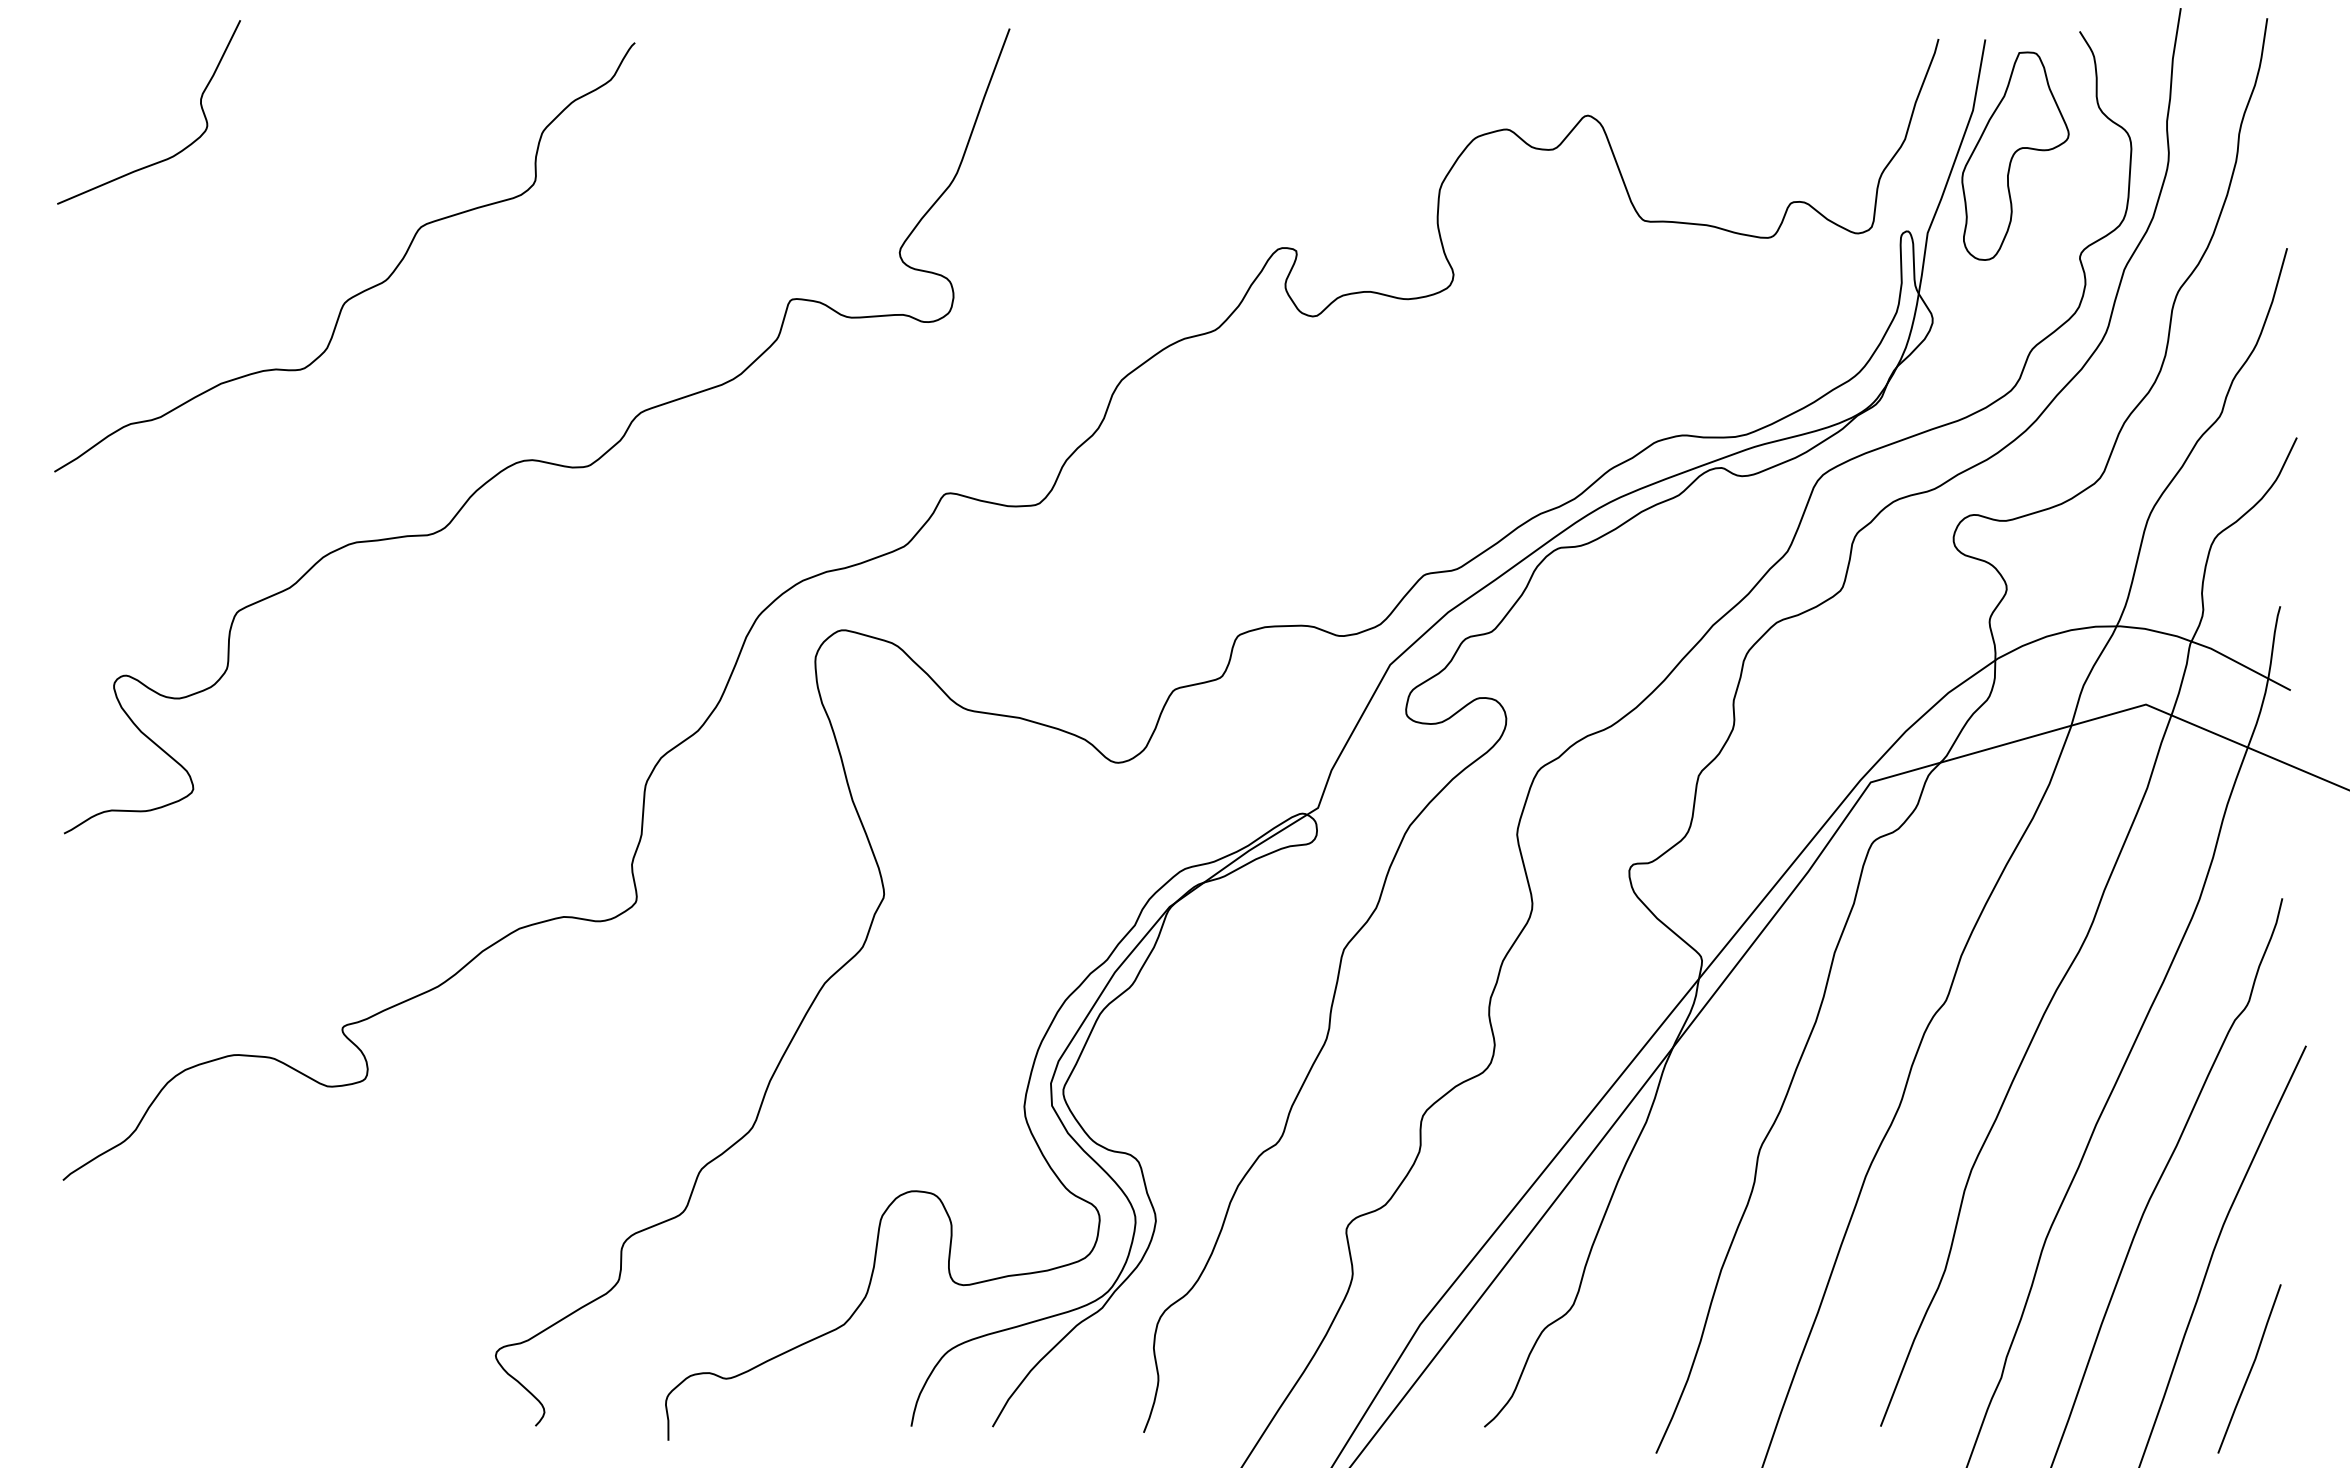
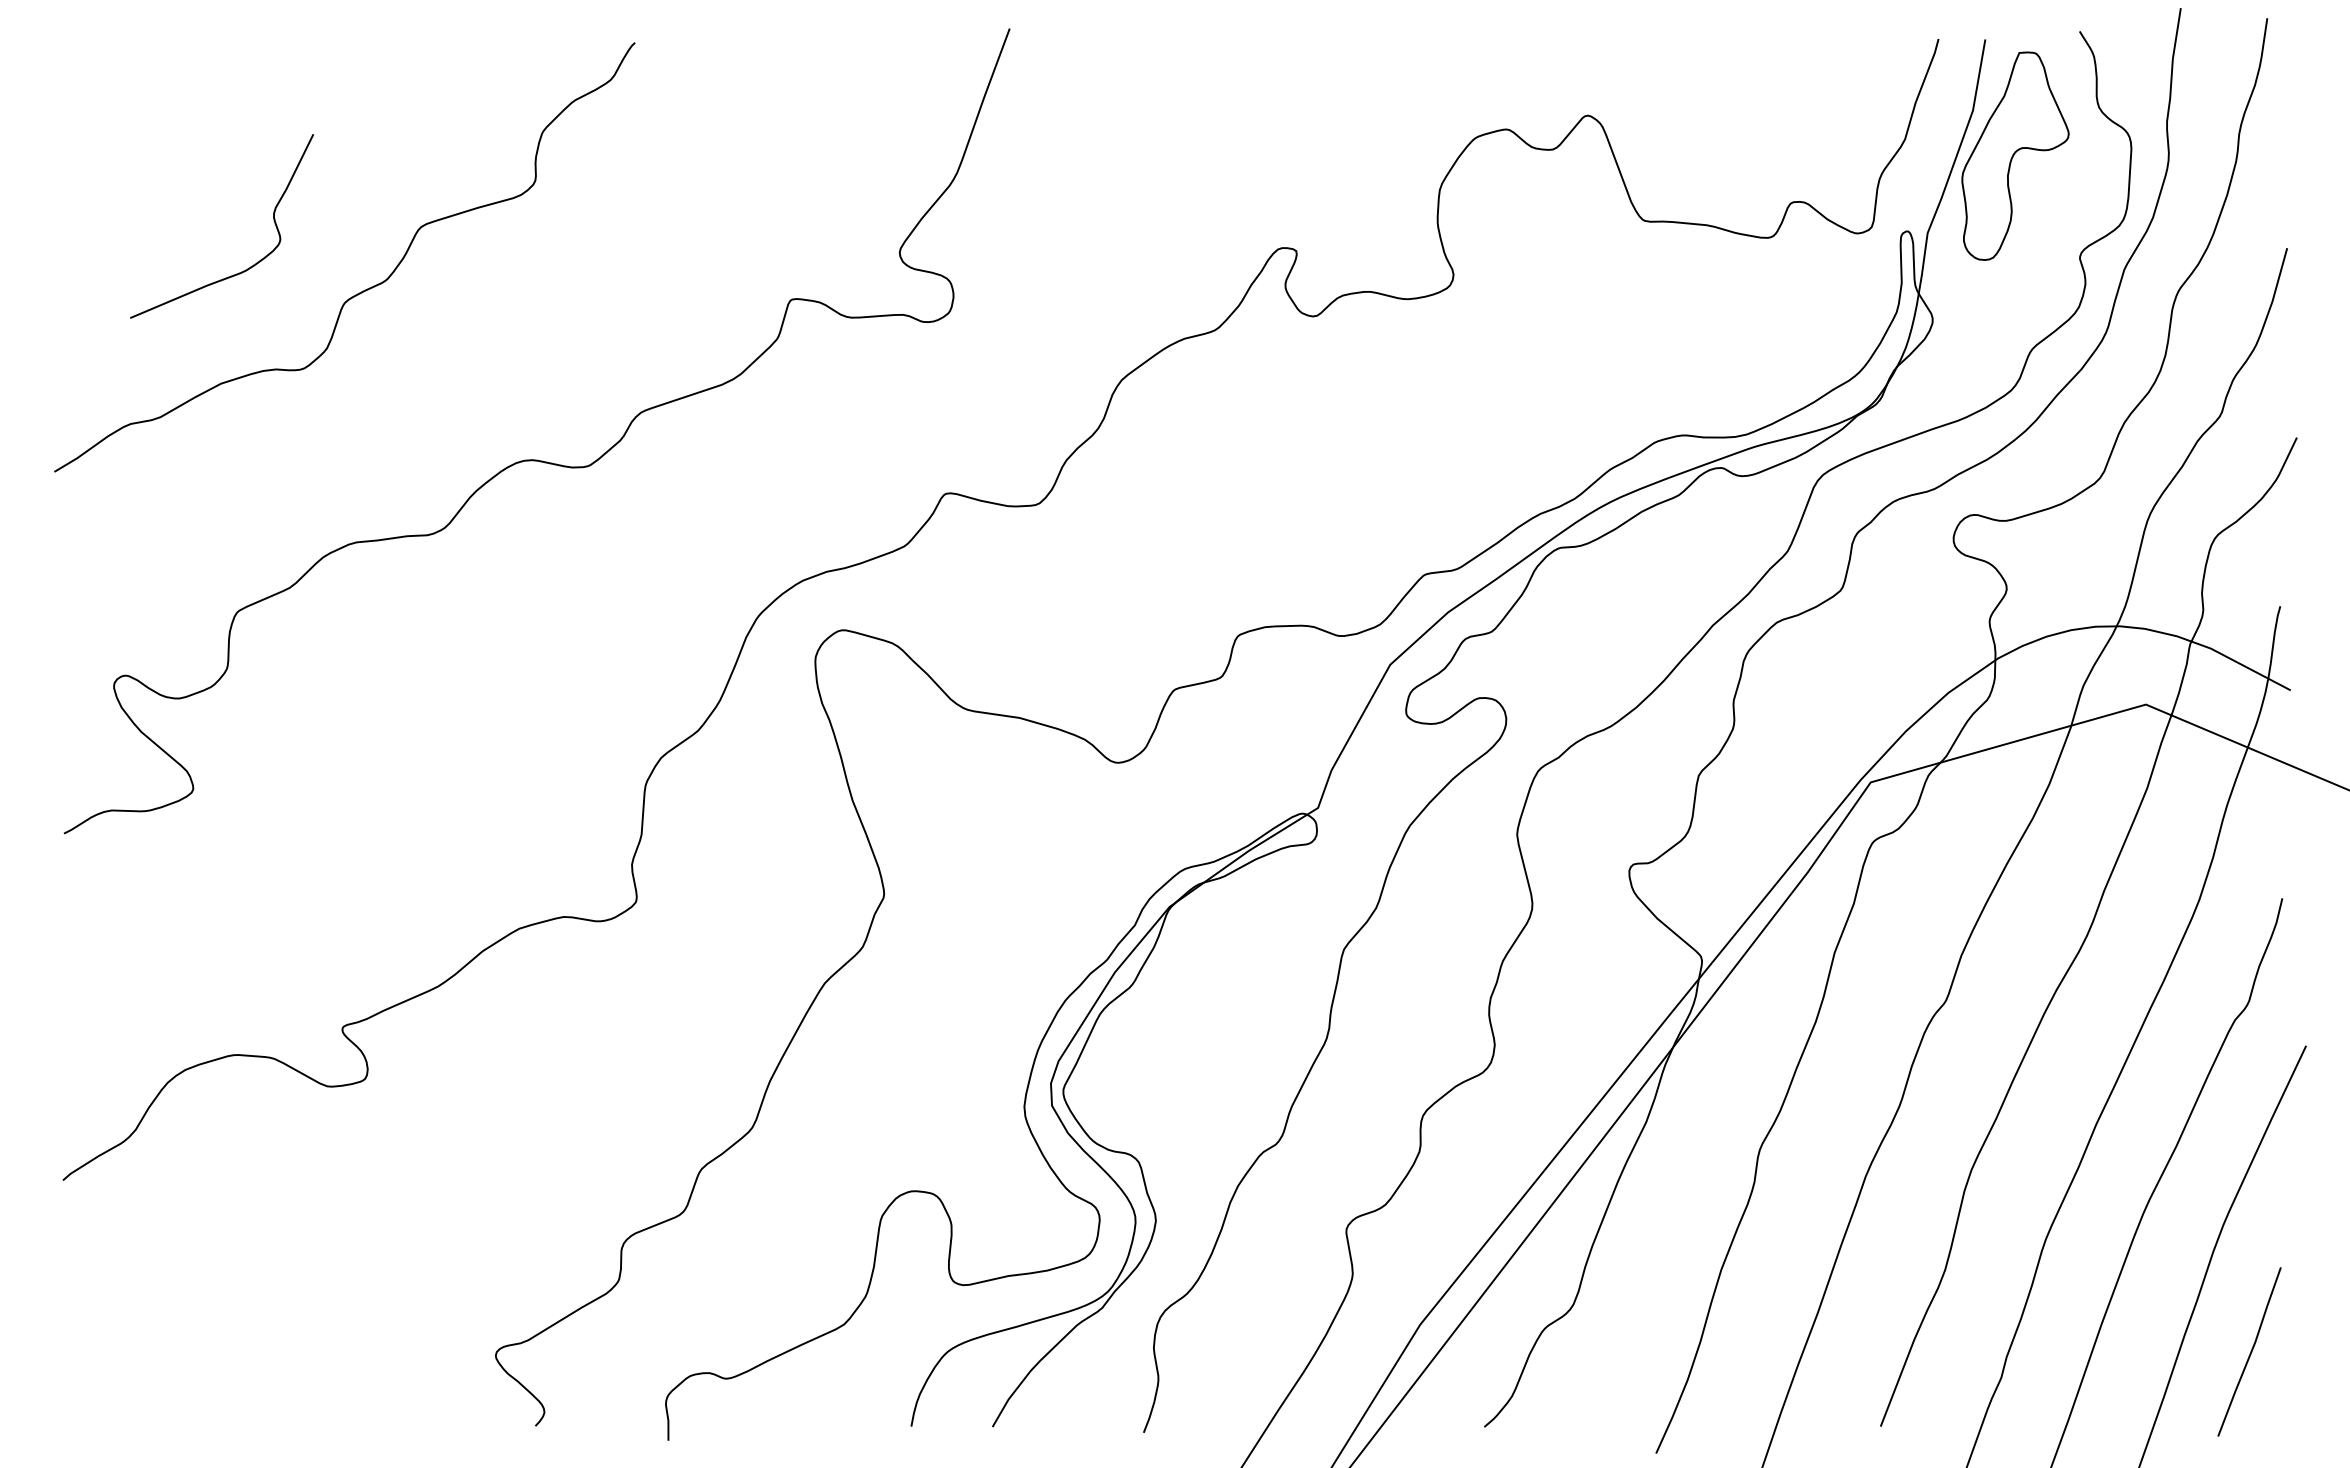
curve position: (170, 156) -> (243, 270) (243, 270)
line position: (2250, 1368) -> (2250, 1351) (2250, 1351)
